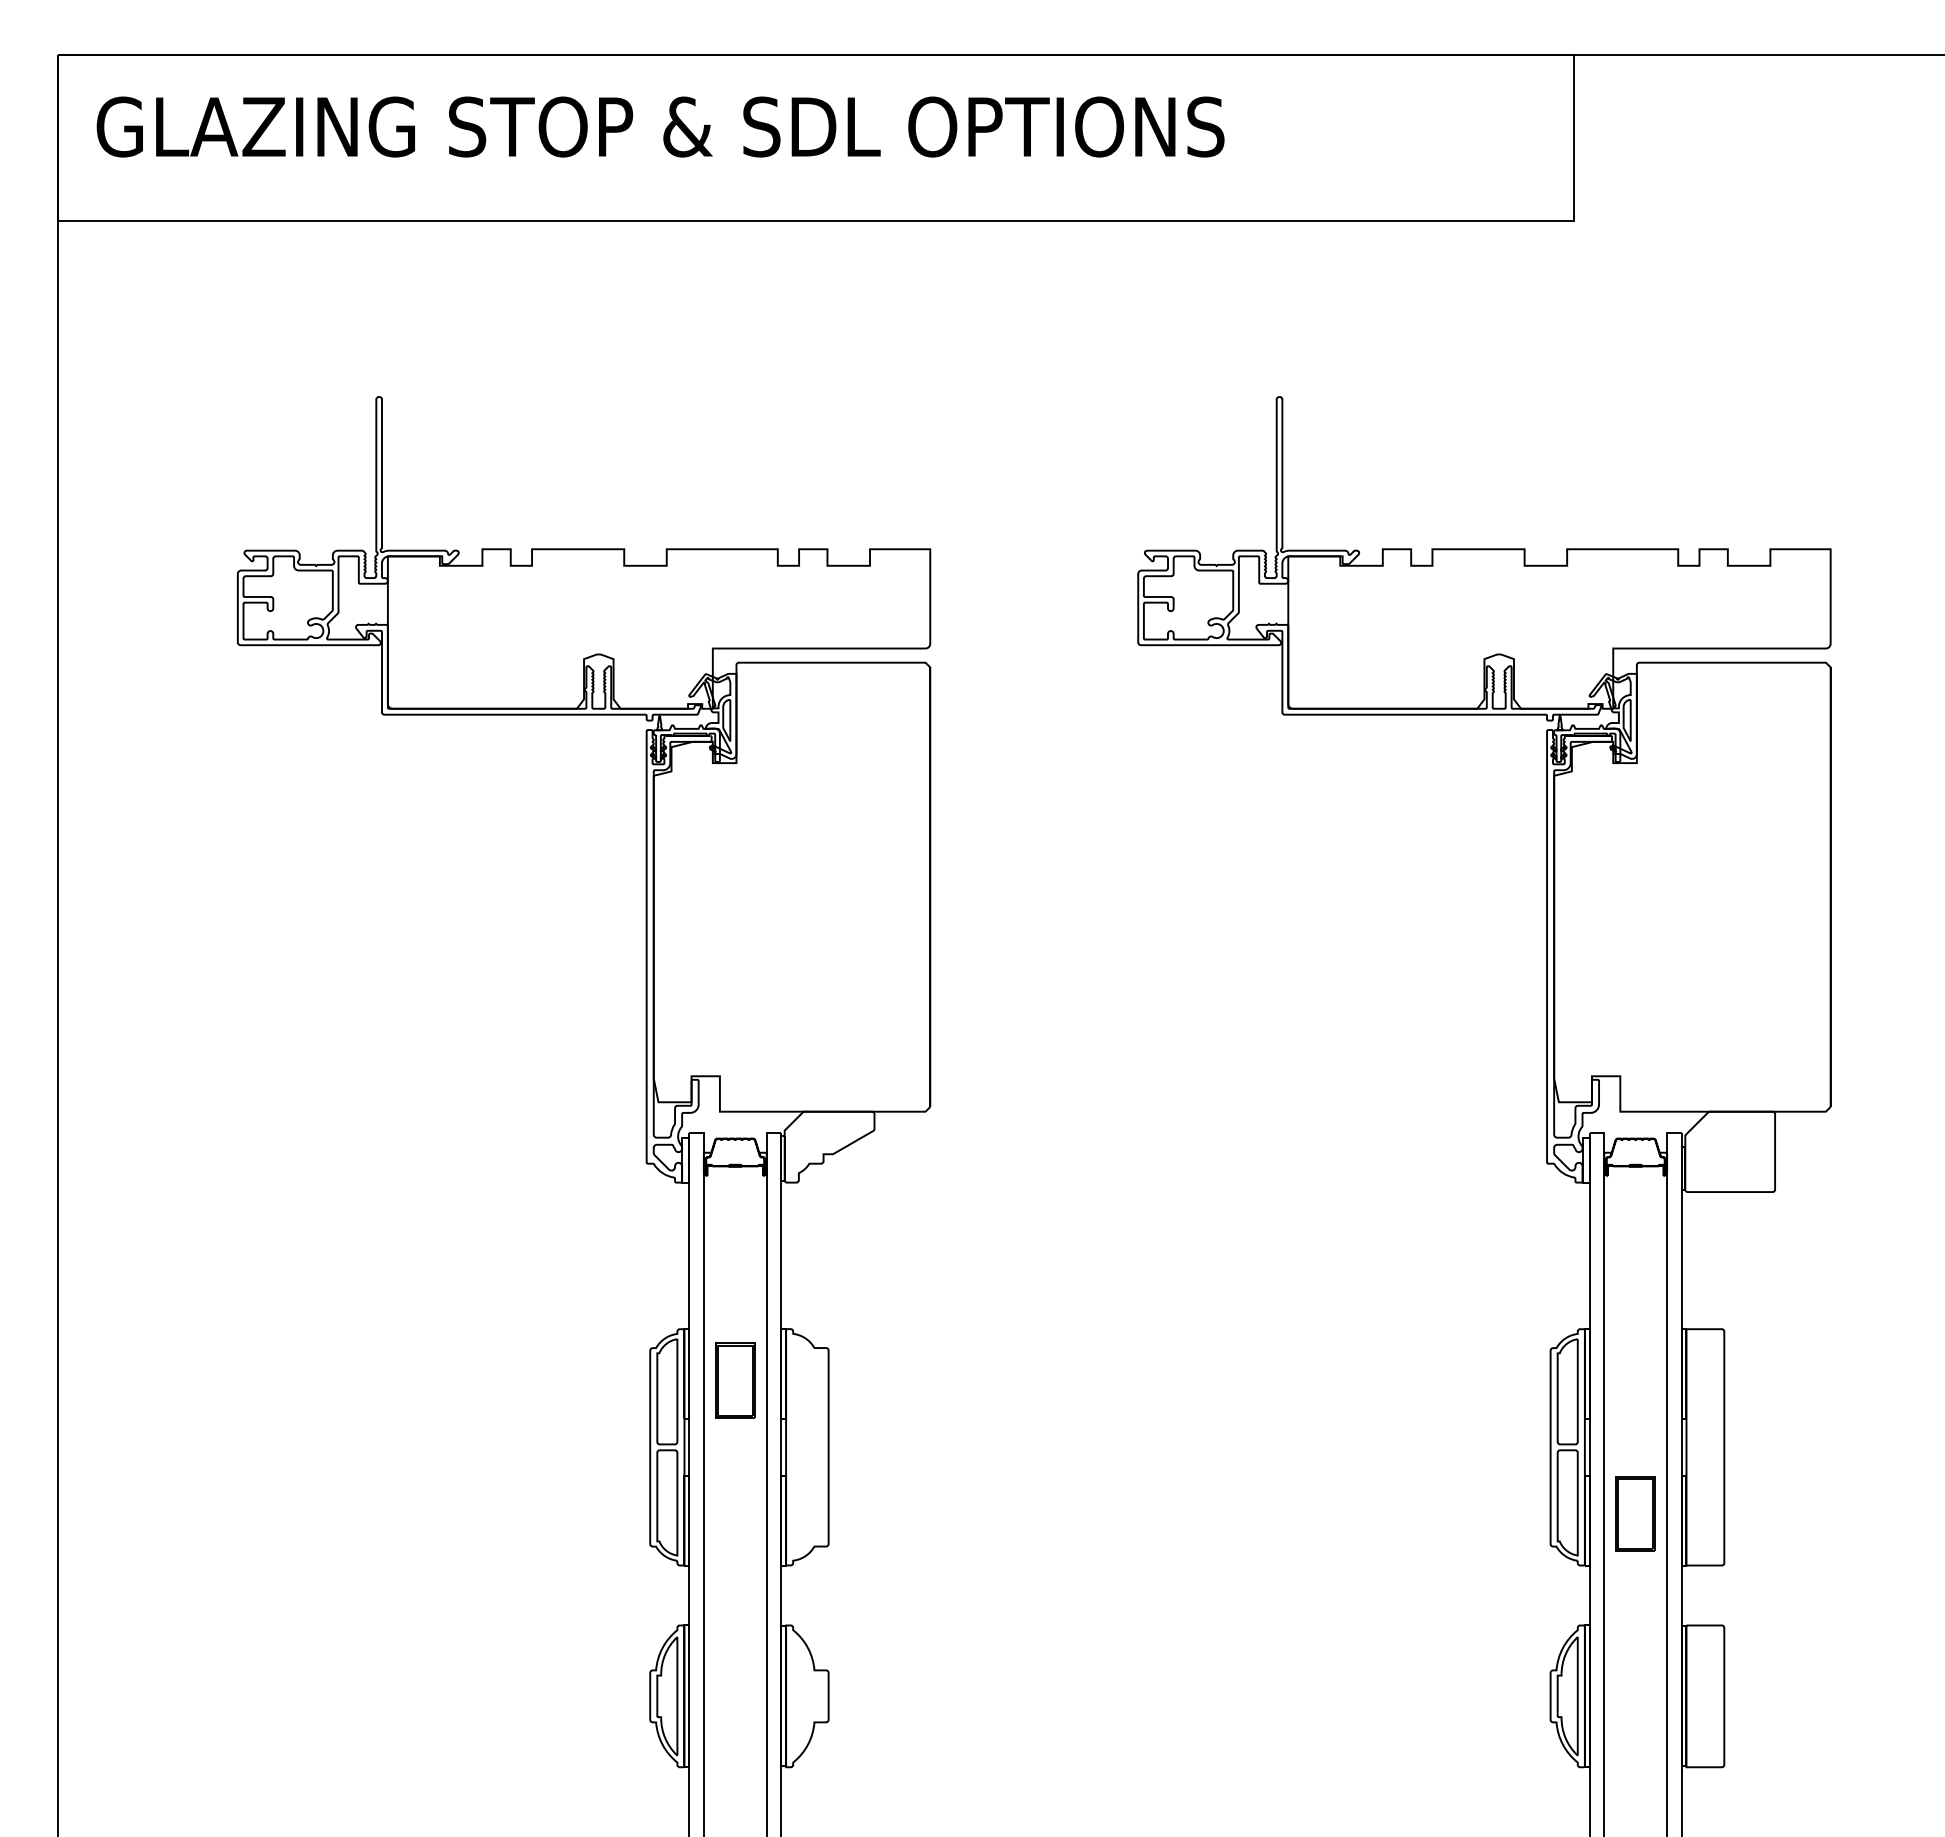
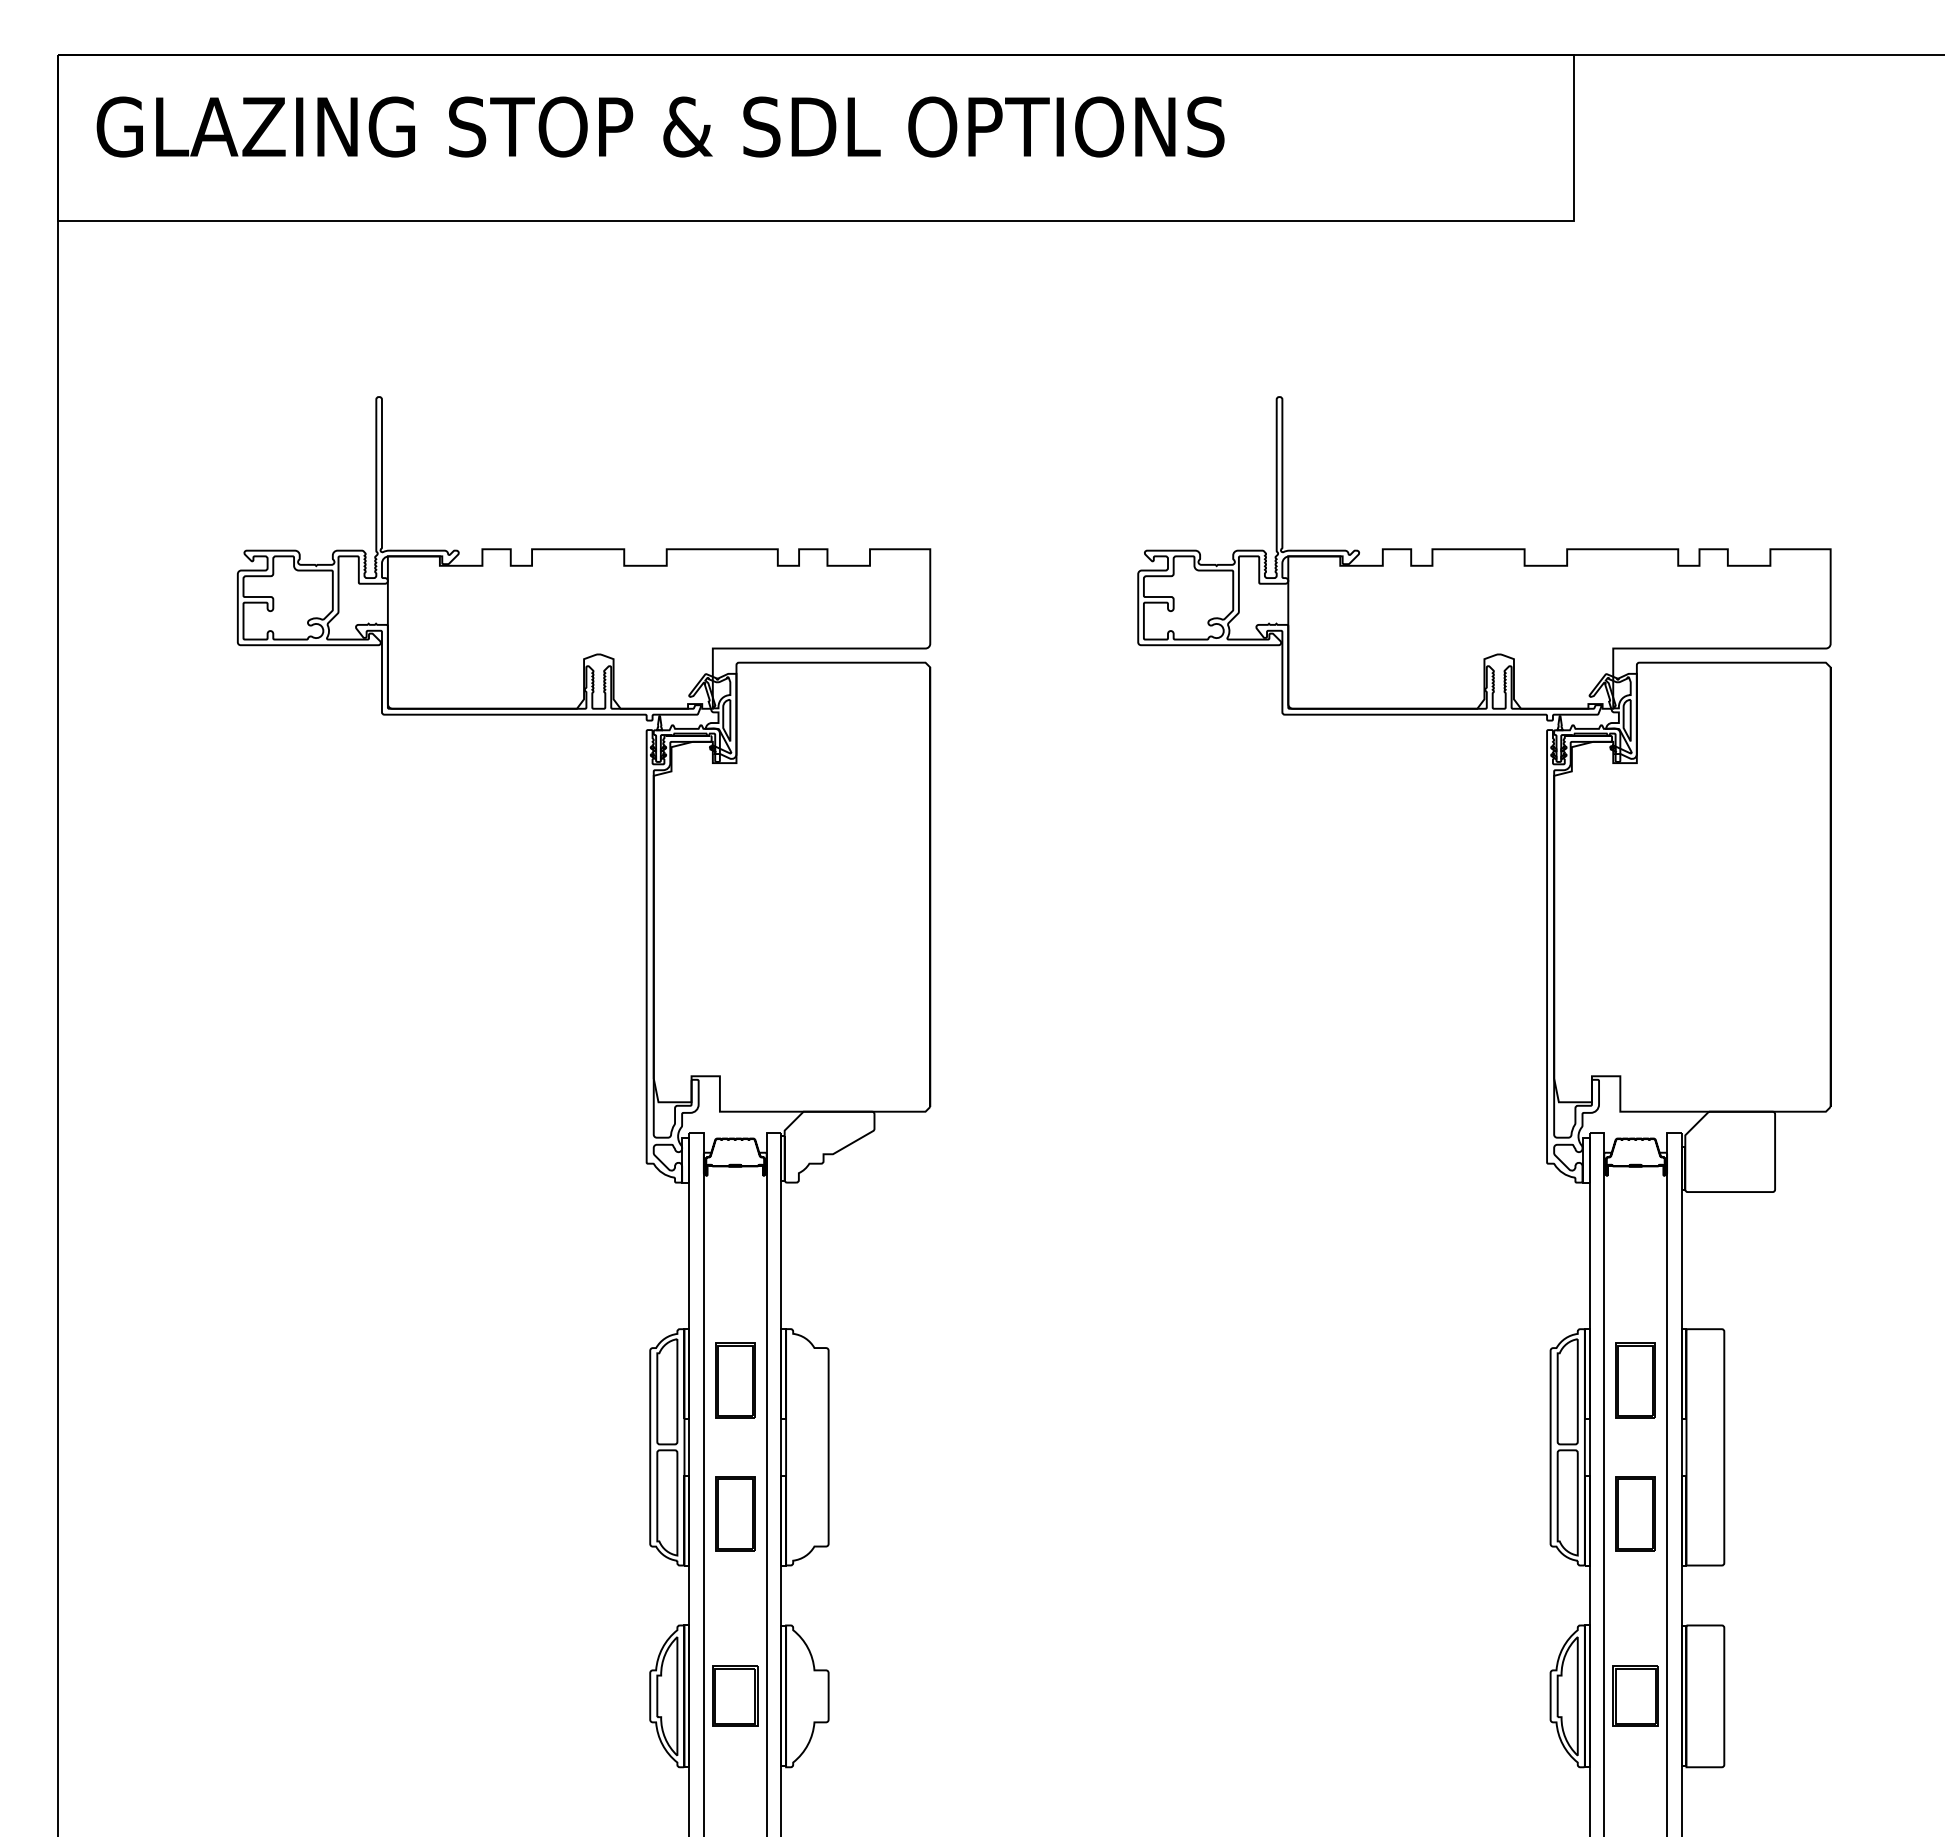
part: none -> present (1635, 1380)
part: none -> present (735, 1513)
part: none -> present (735, 1695)
part: none -> present (1635, 1695)
